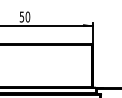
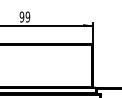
text: 50 -> 99 (24, 16)
